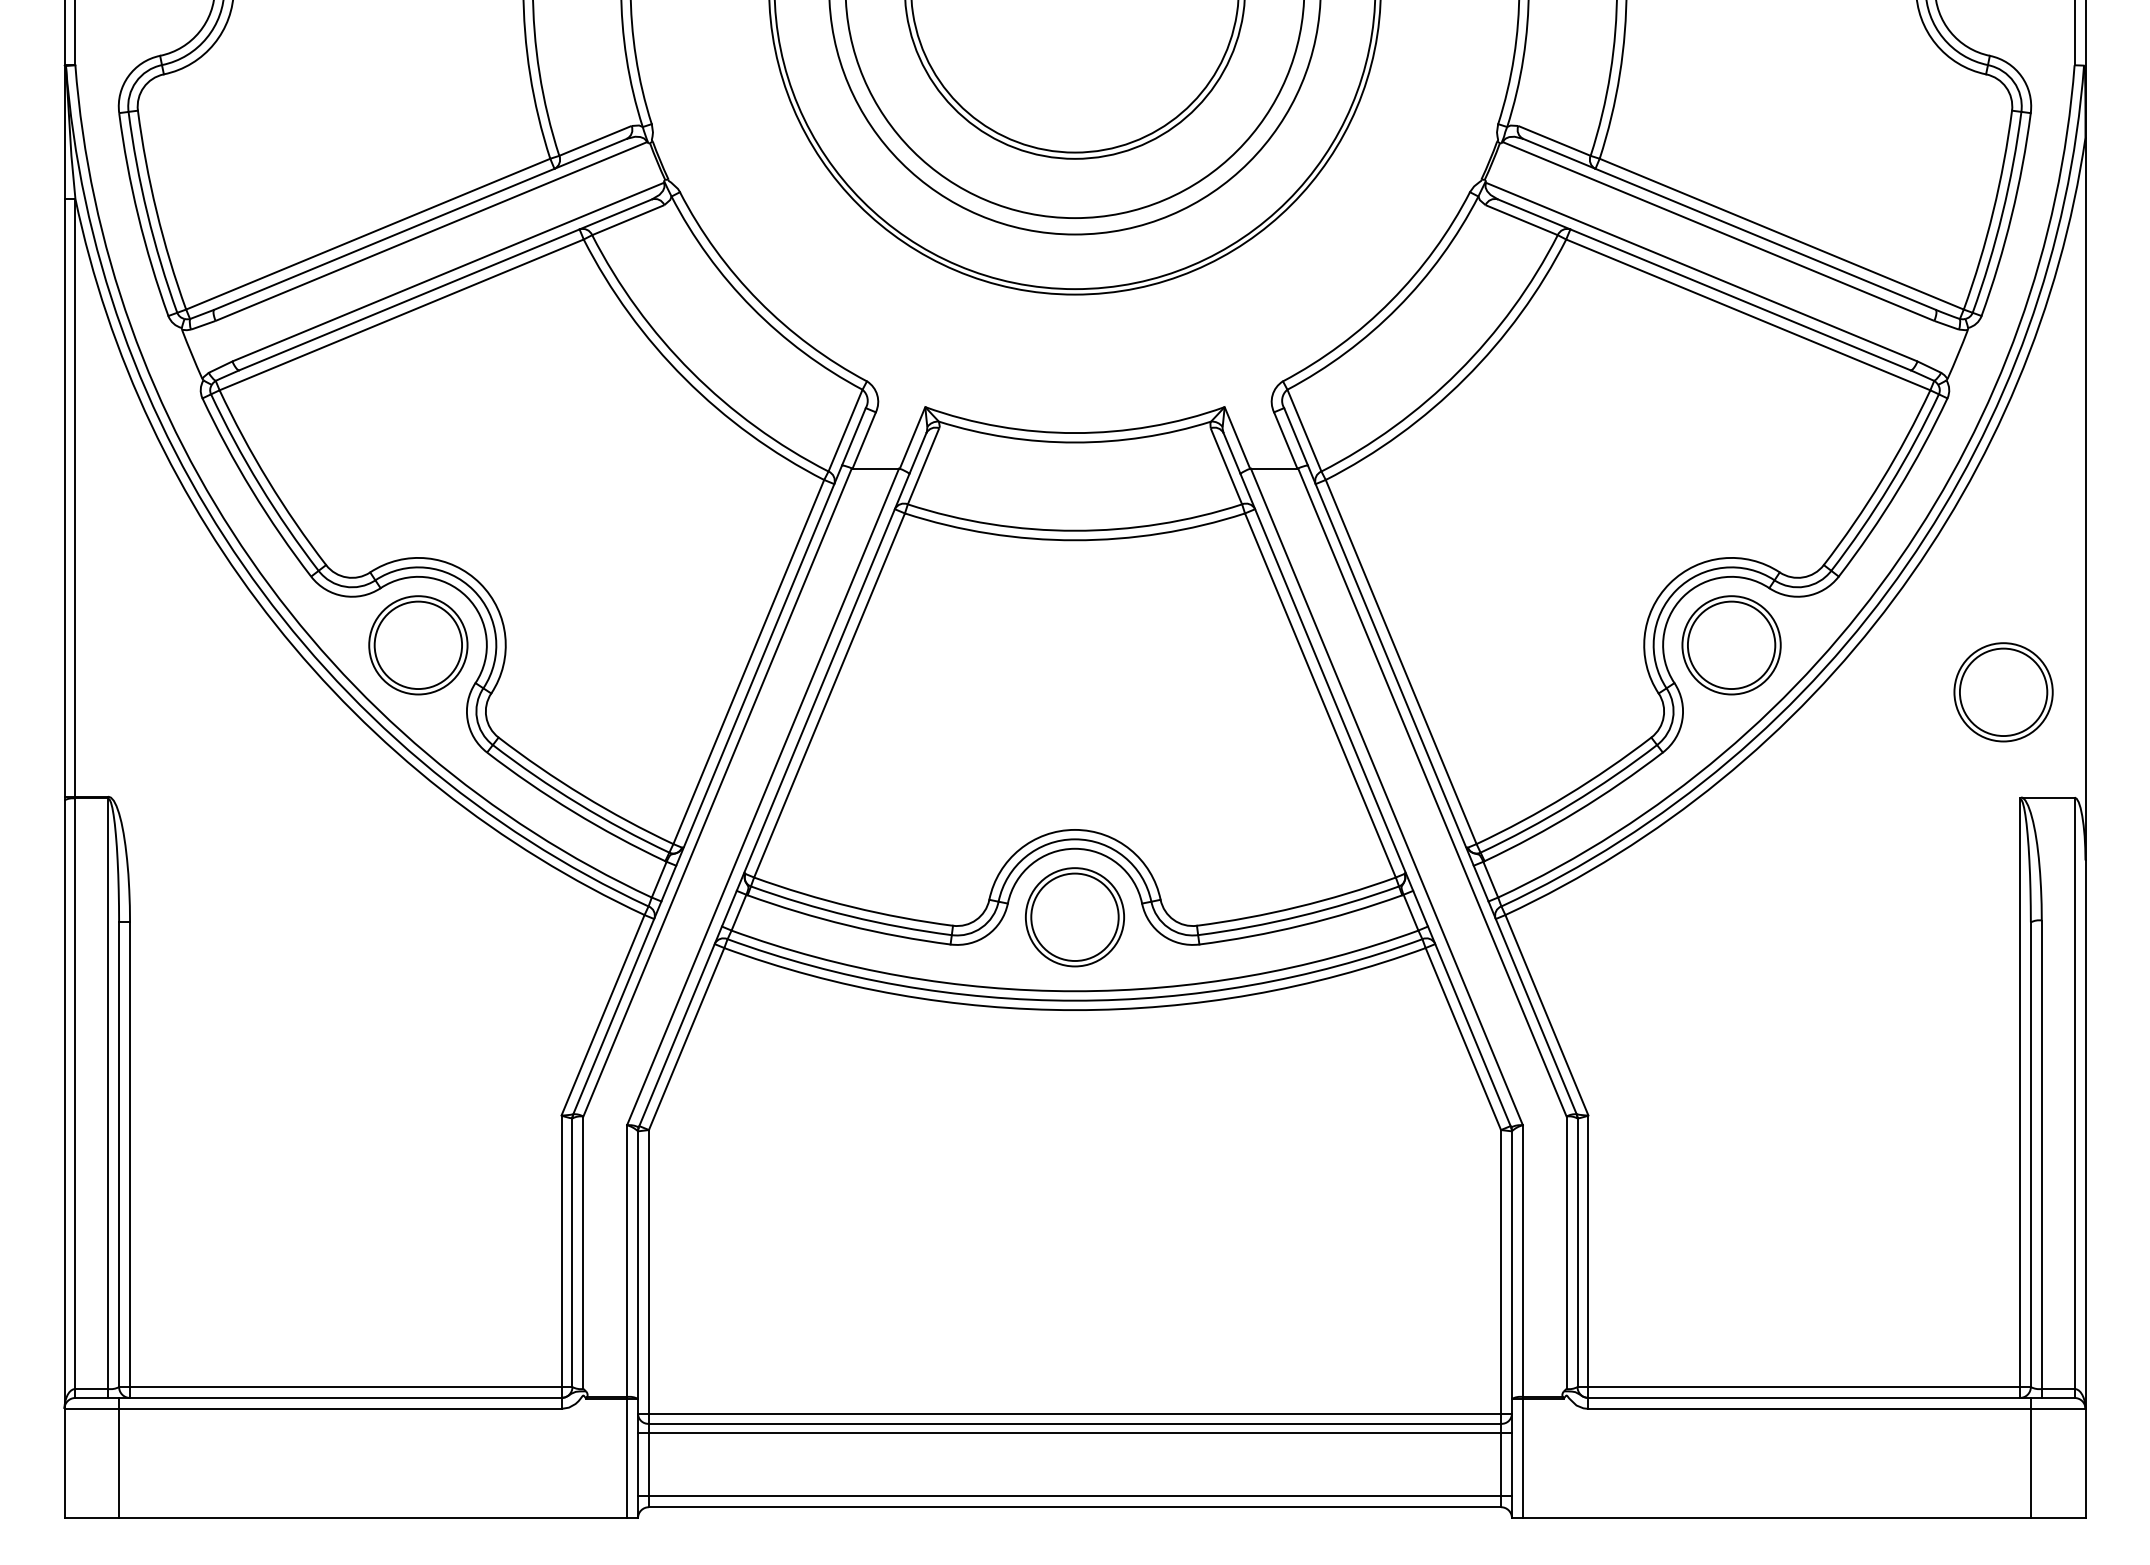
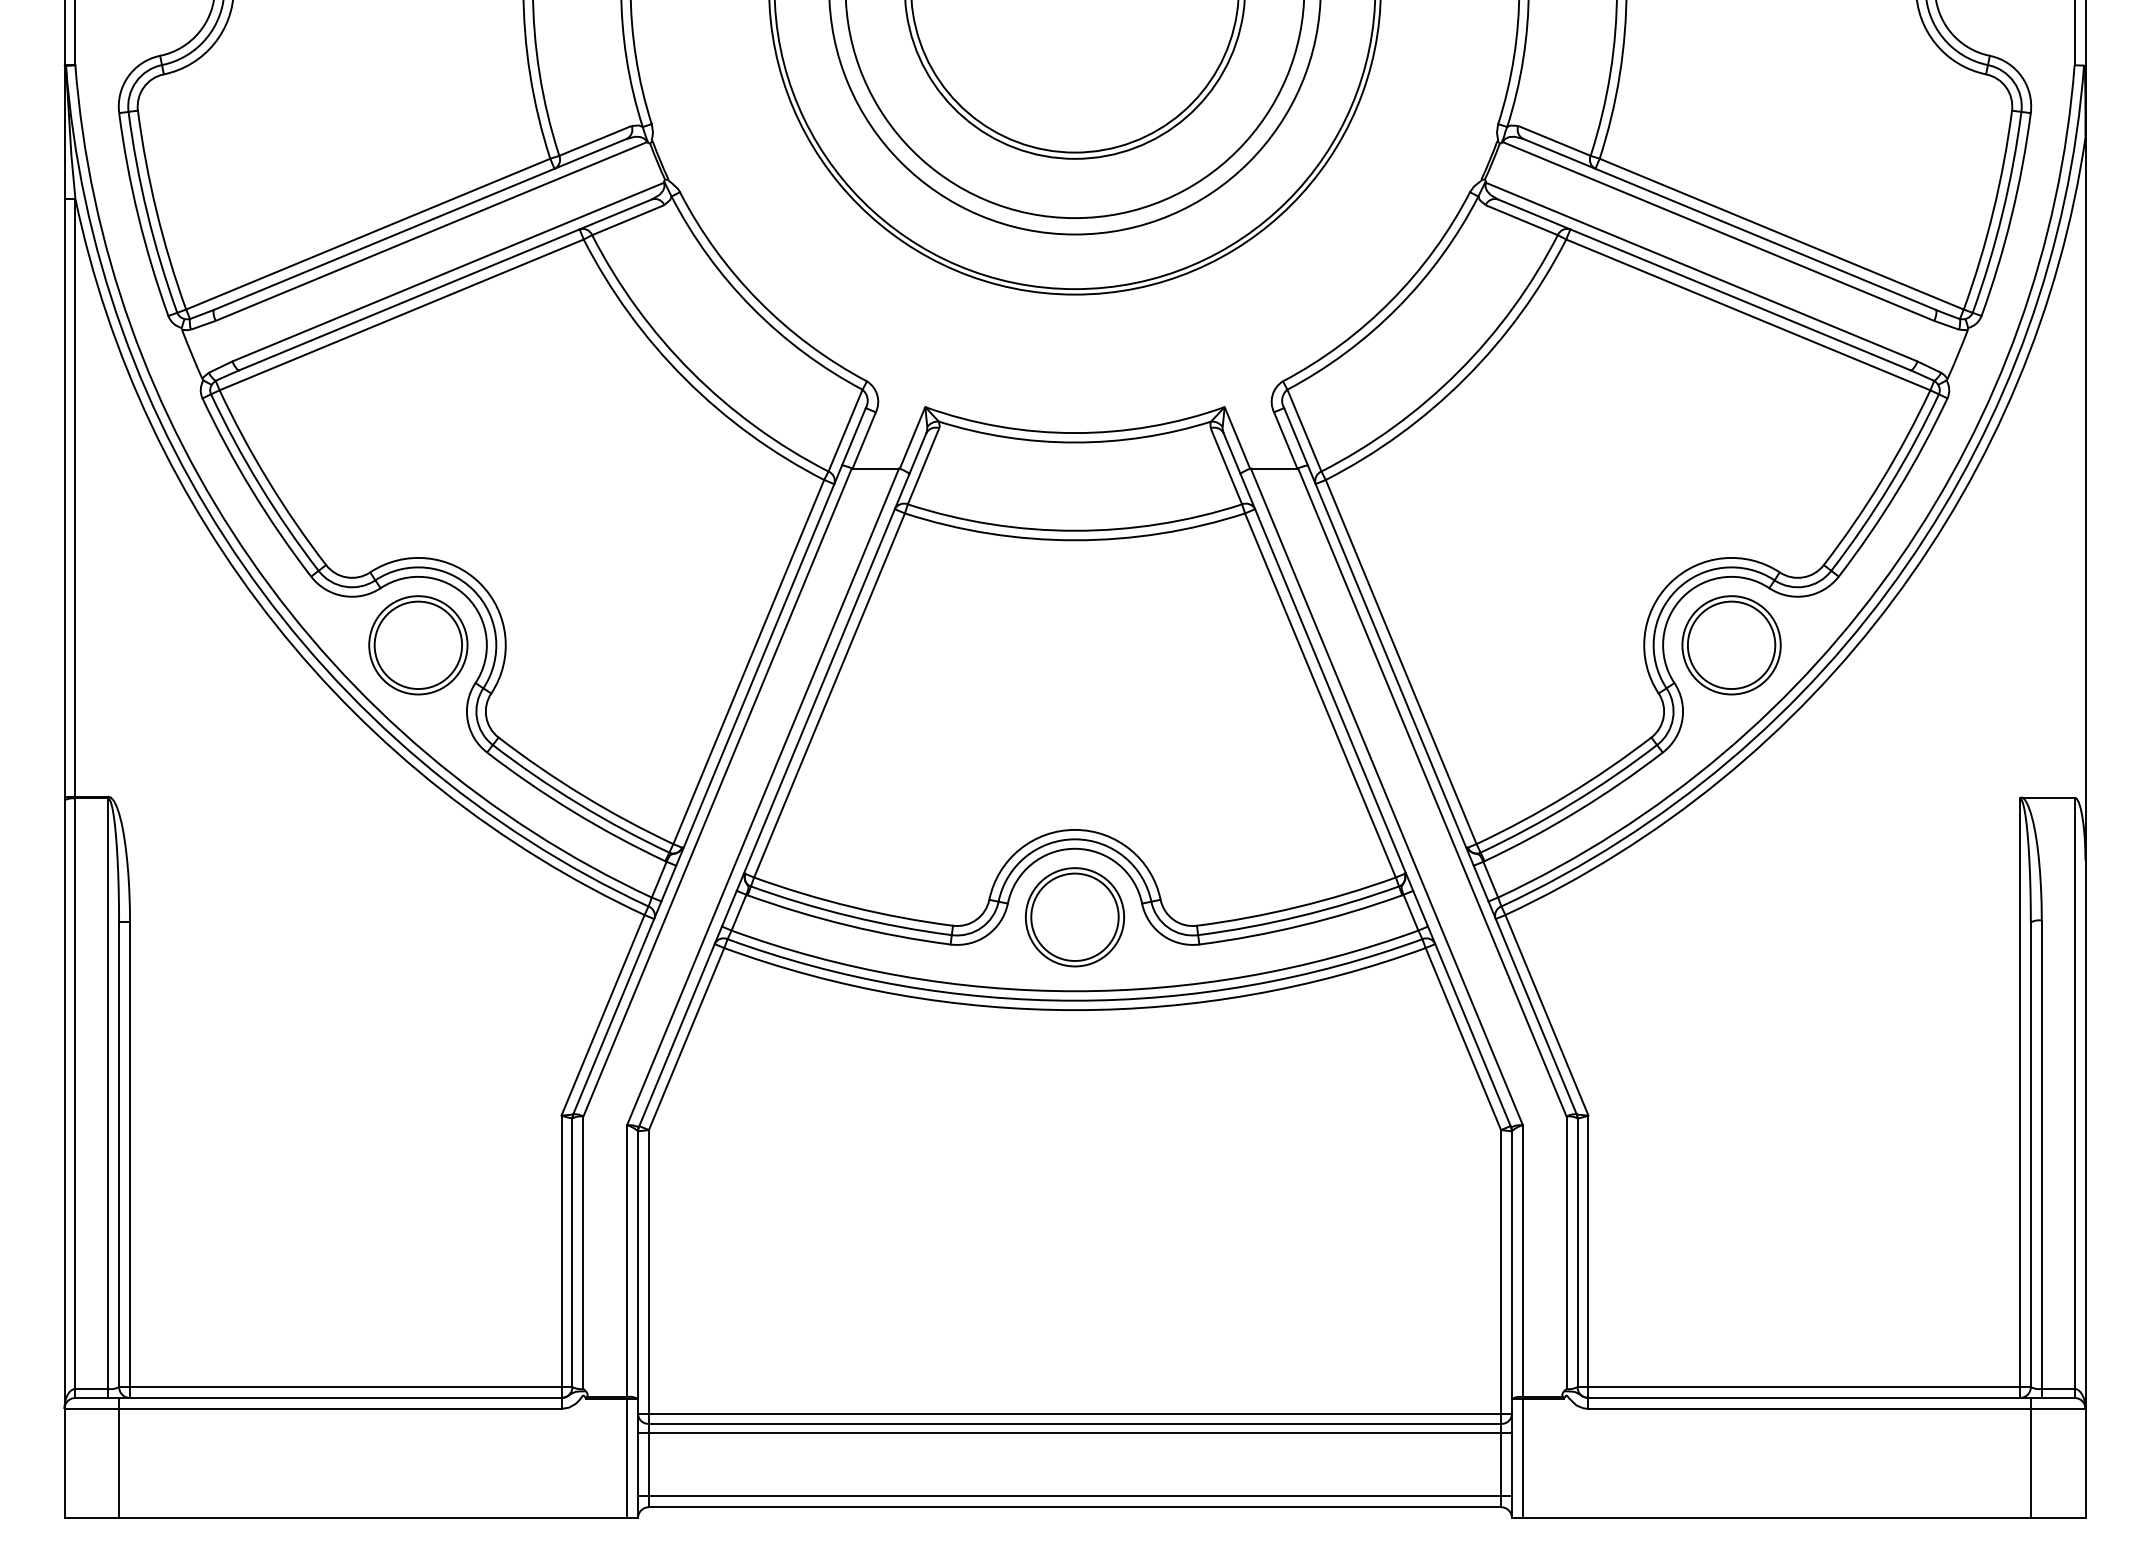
part: present -> none (2003, 692)
